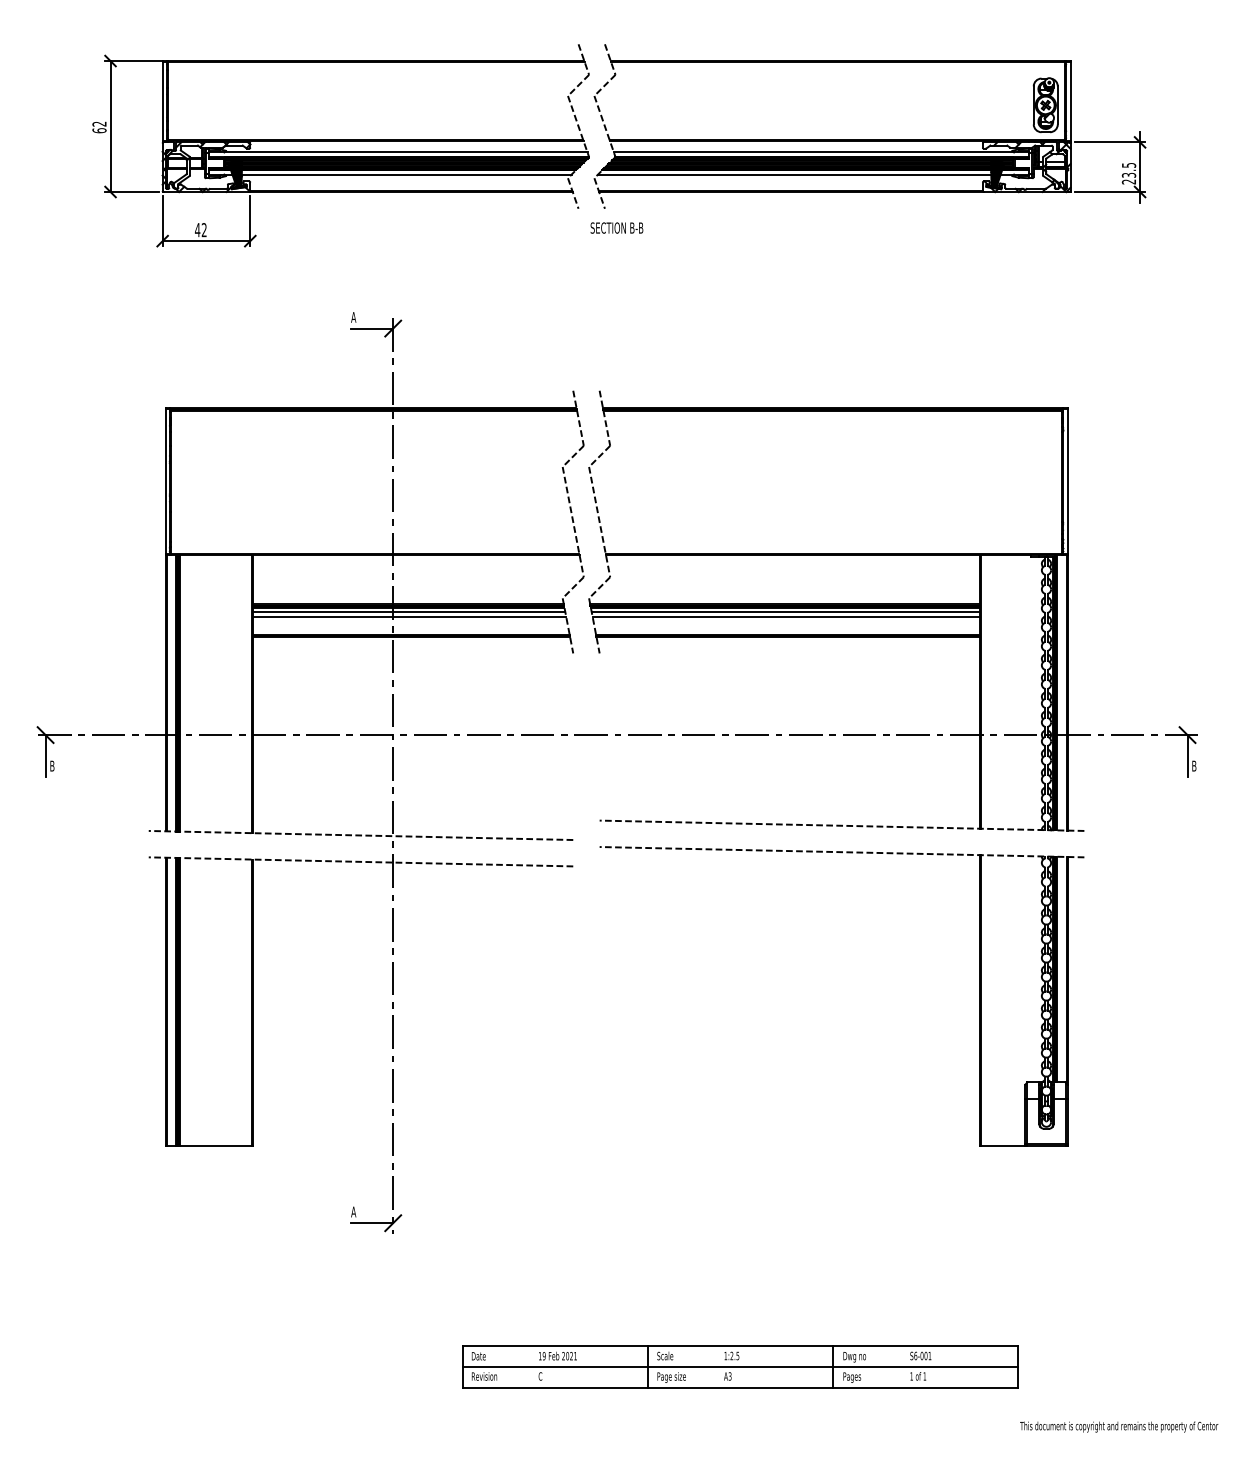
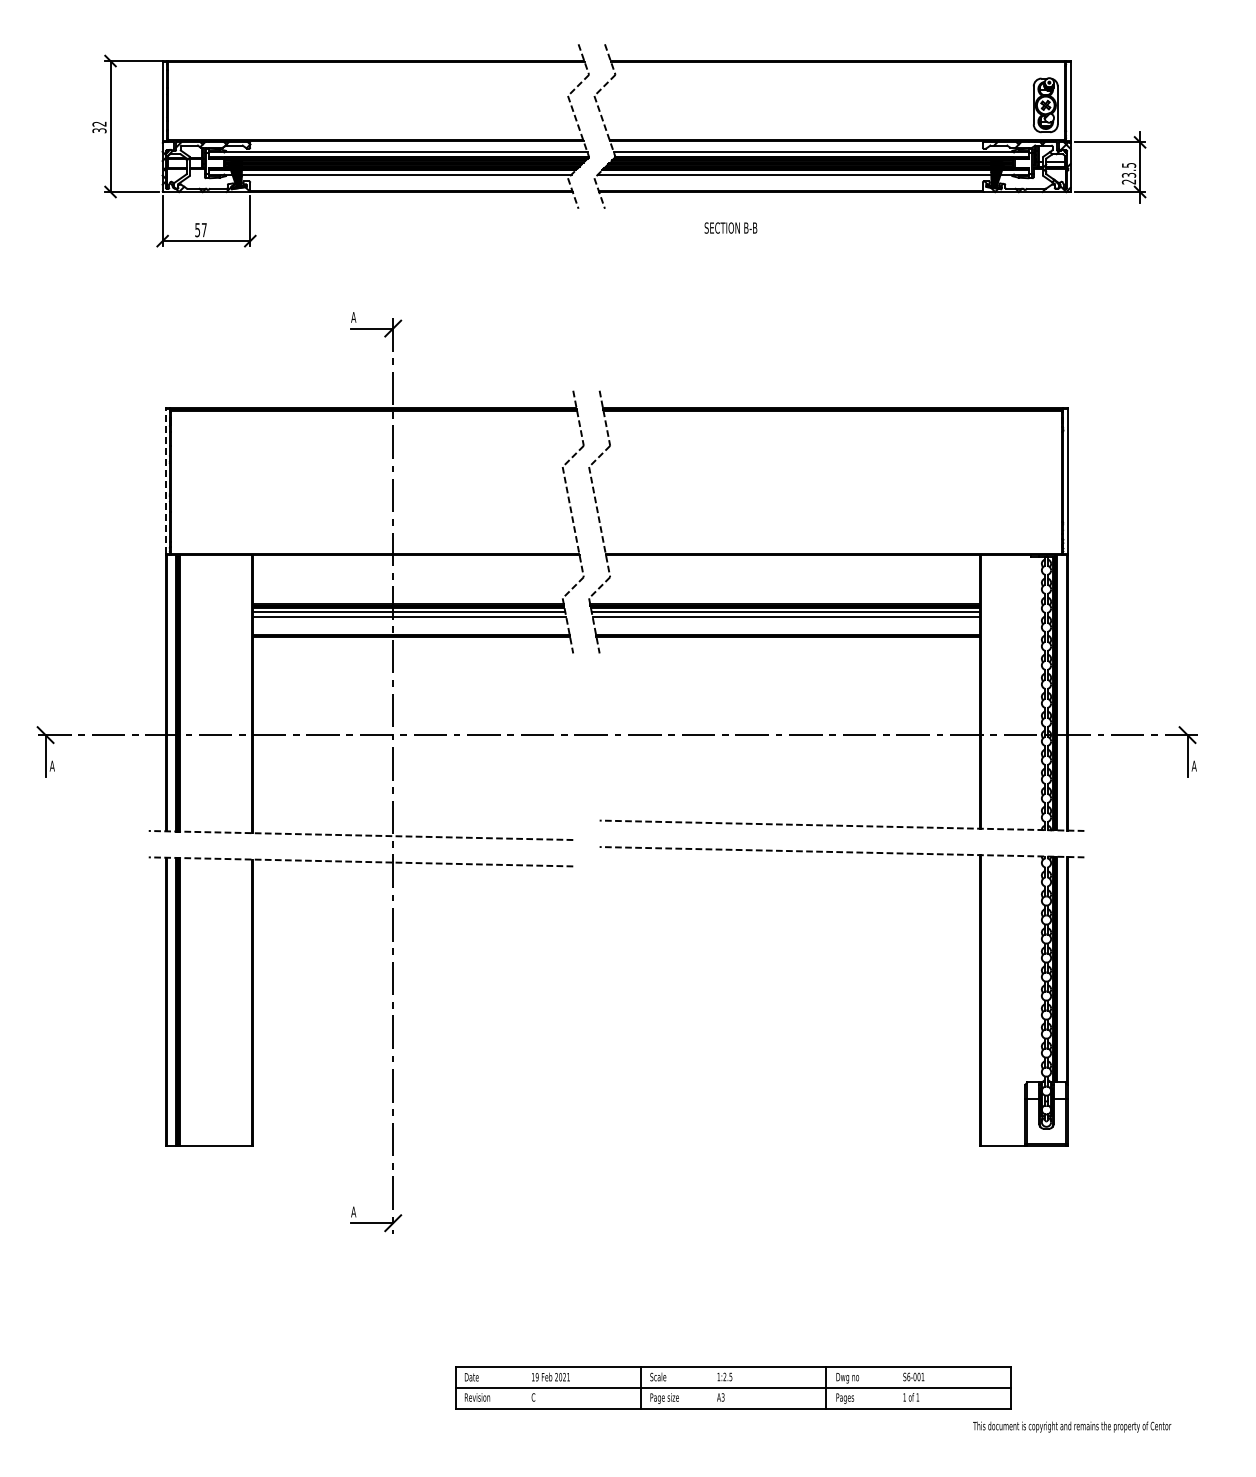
text: 62 -> 32 (99, 130)
text position: (616, 227) -> (730, 227) (730, 227)
text: 42 -> 57 (200, 230)
line: solid -> dashed (165, 481)
text: B -> A (51, 765)
text: B -> A (1193, 765)
part position: (740, 1366) -> (733, 1387) (733, 1387)
text position: (1119, 1426) -> (1072, 1426) (1072, 1426)
